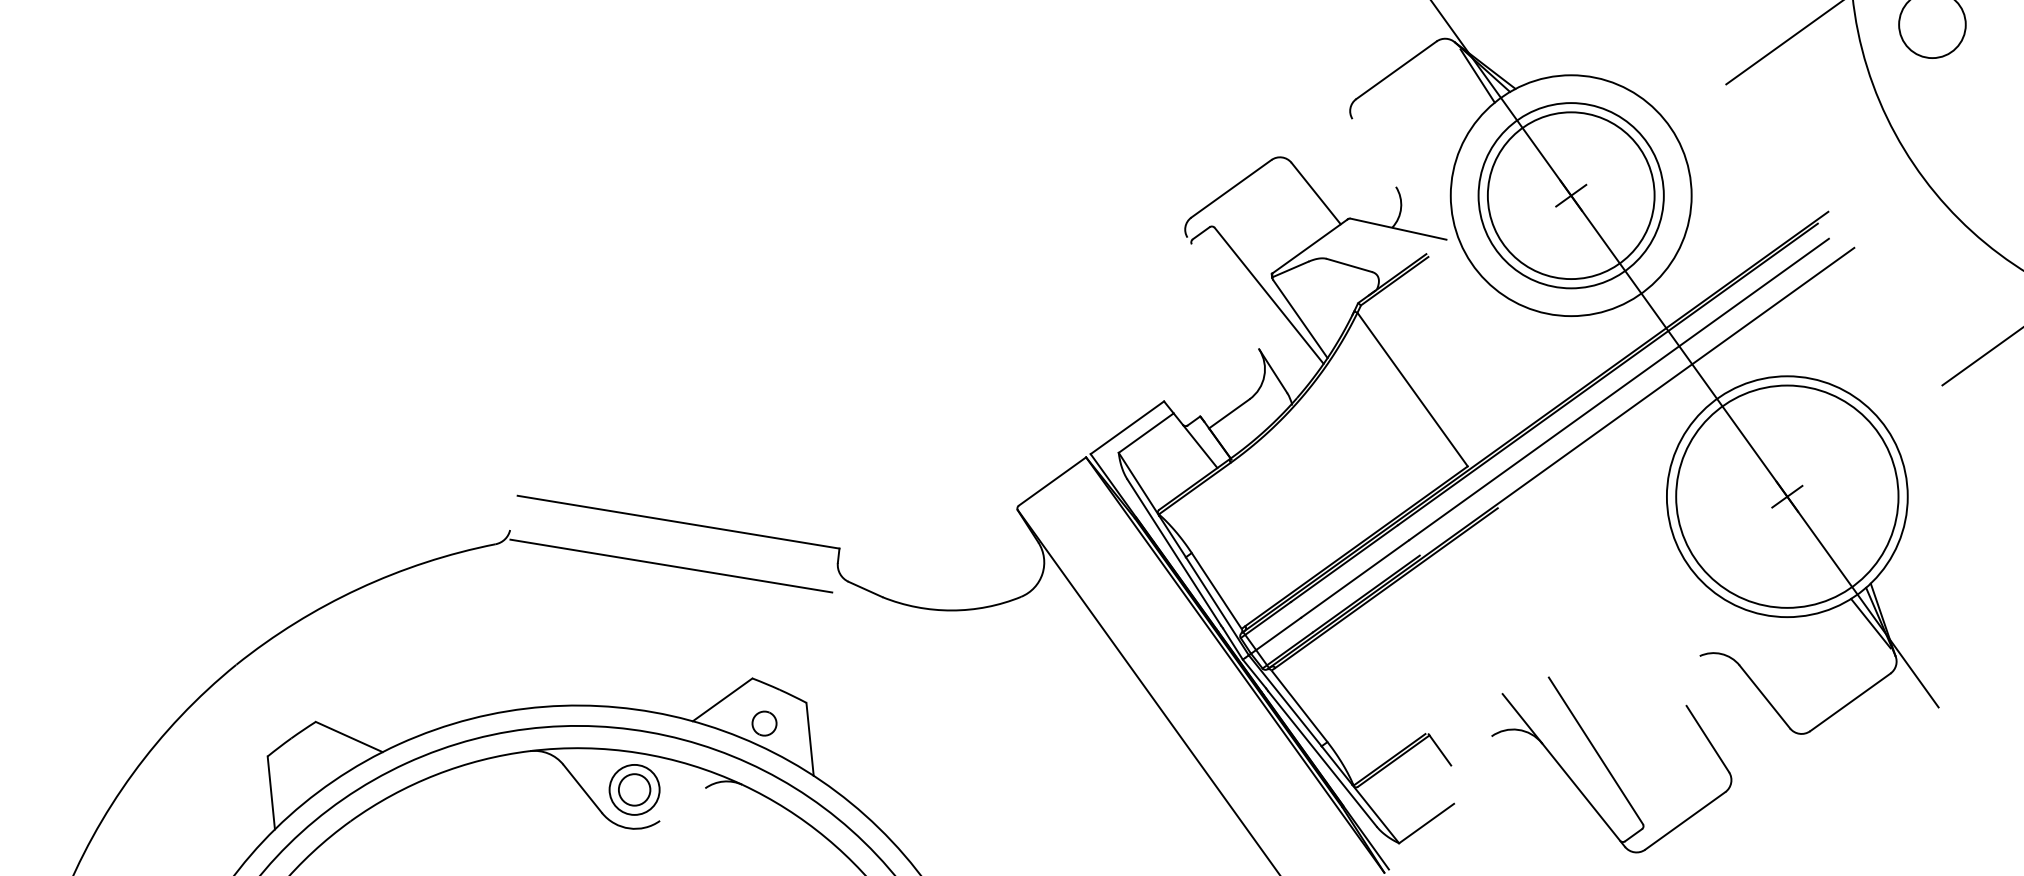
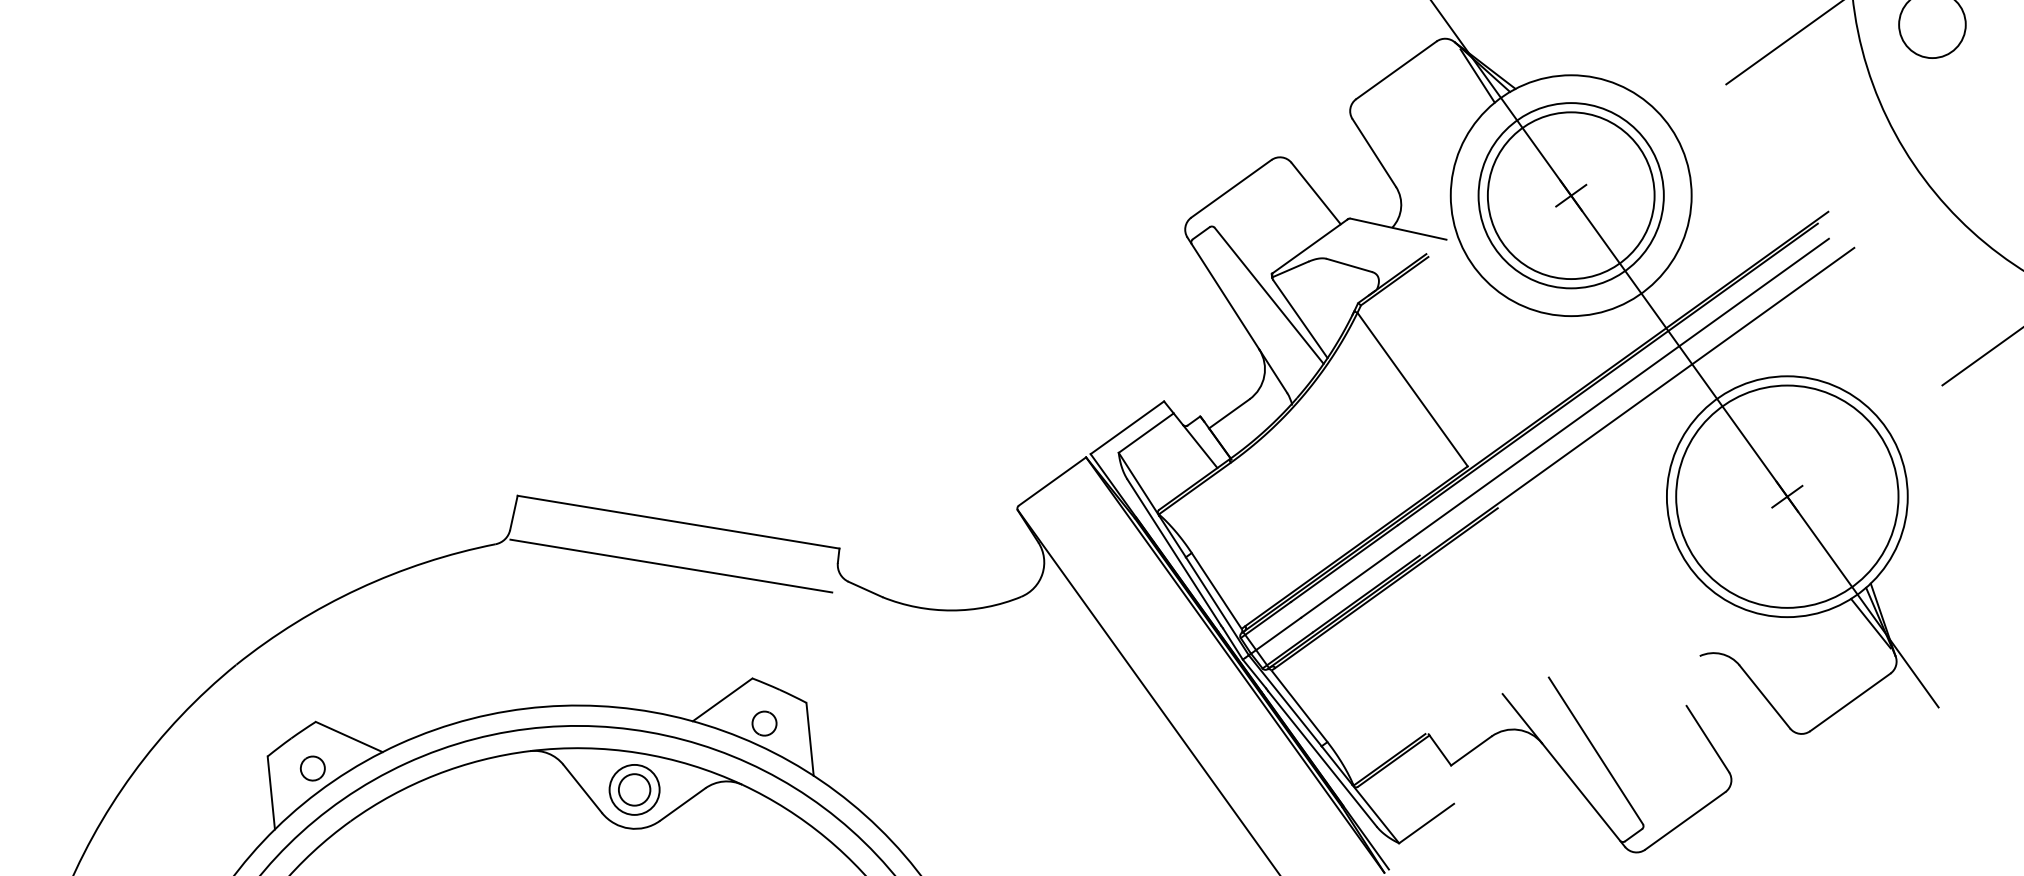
line: none -> present (1373, 152)
line: none -> present (1223, 293)
line: none -> present (513, 512)
line: none -> present (1471, 750)
part: none -> present (312, 768)
line: none -> present (682, 804)
